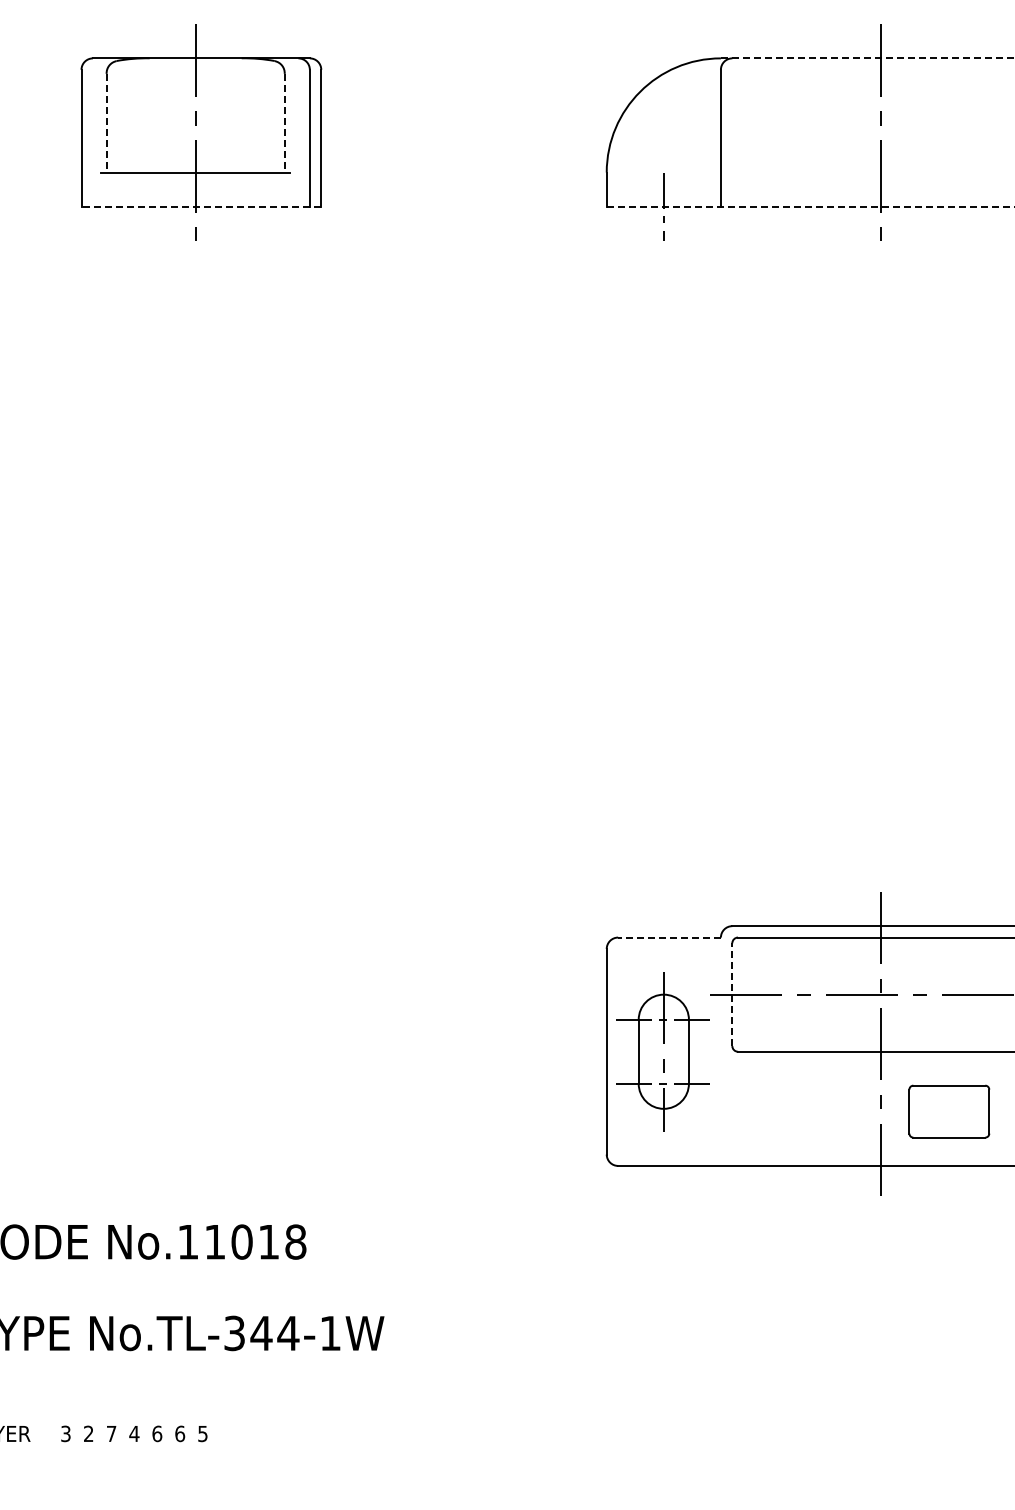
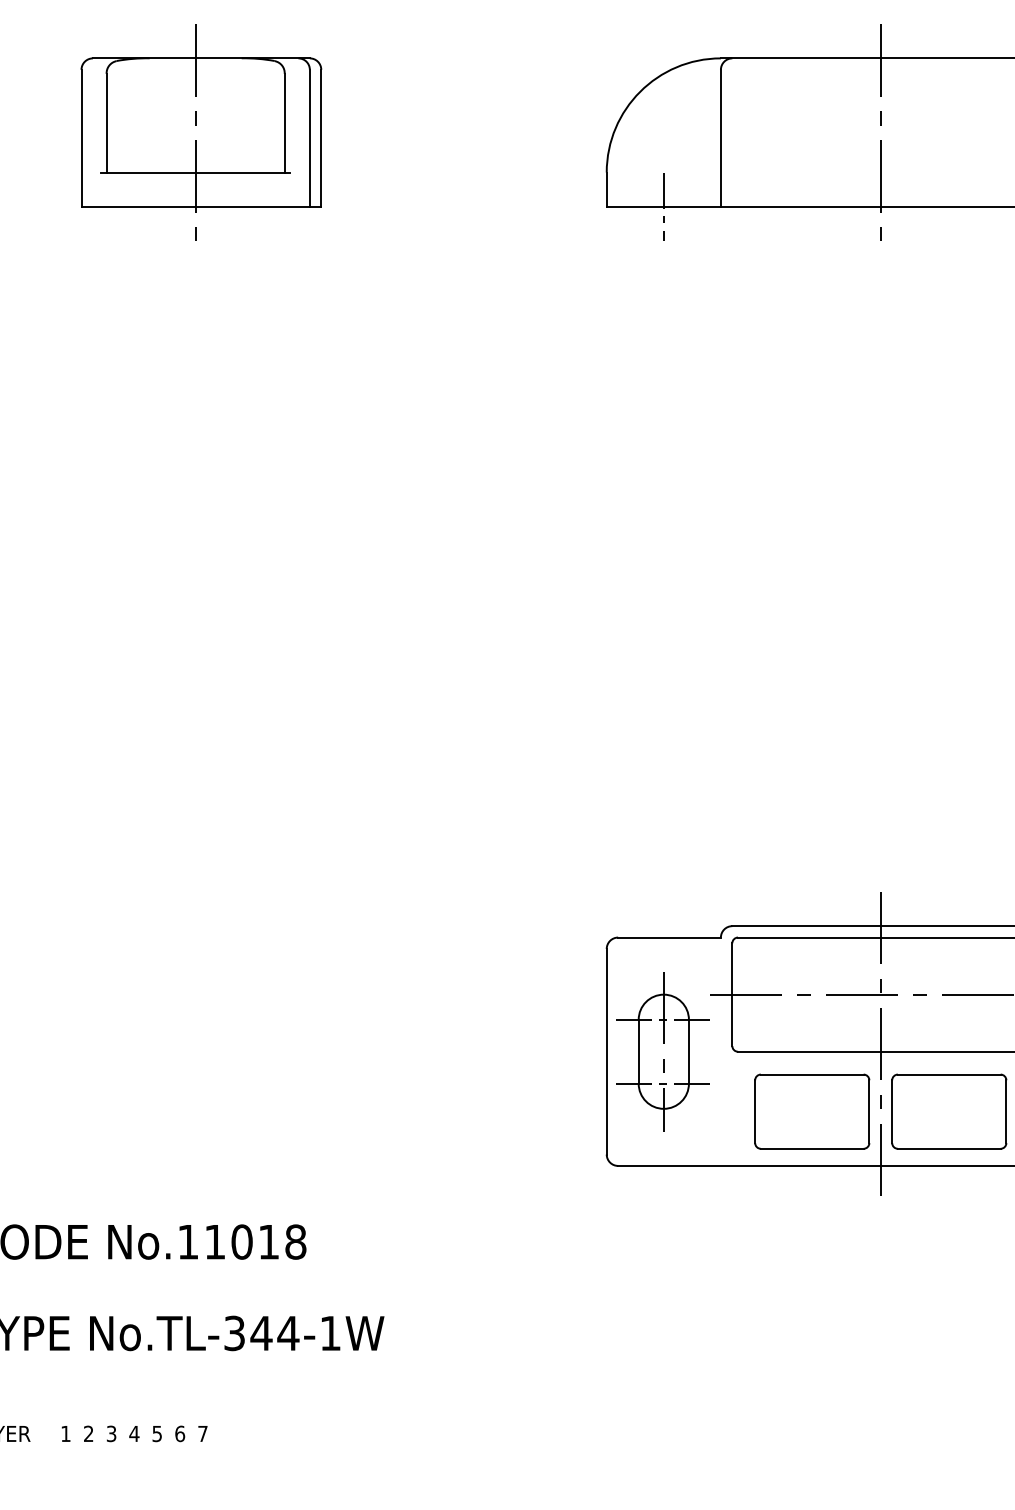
line: dashed -> solid (867, 58)
line: dashed -> solid (106, 123)
line: dashed -> solid (284, 123)
line: dashed -> solid (201, 206)
line: dashed -> solid (810, 206)
line: dashed -> solid (669, 937)
line: dashed -> solid (732, 994)
part: none -> present (812, 1111)
part size: 83x55 px -> 117x77 px (949, 1111)
text: 3 -> 1 (65, 1433)
text: 7 -> 3 (111, 1433)
text: 6 -> 5 (157, 1433)
text: 5 -> 7 (202, 1434)
